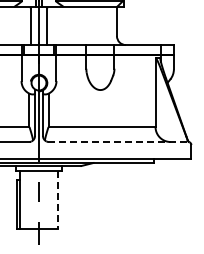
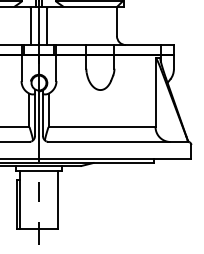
line: dashed -> solid (118, 142)
line: dashed -> solid (57, 199)
